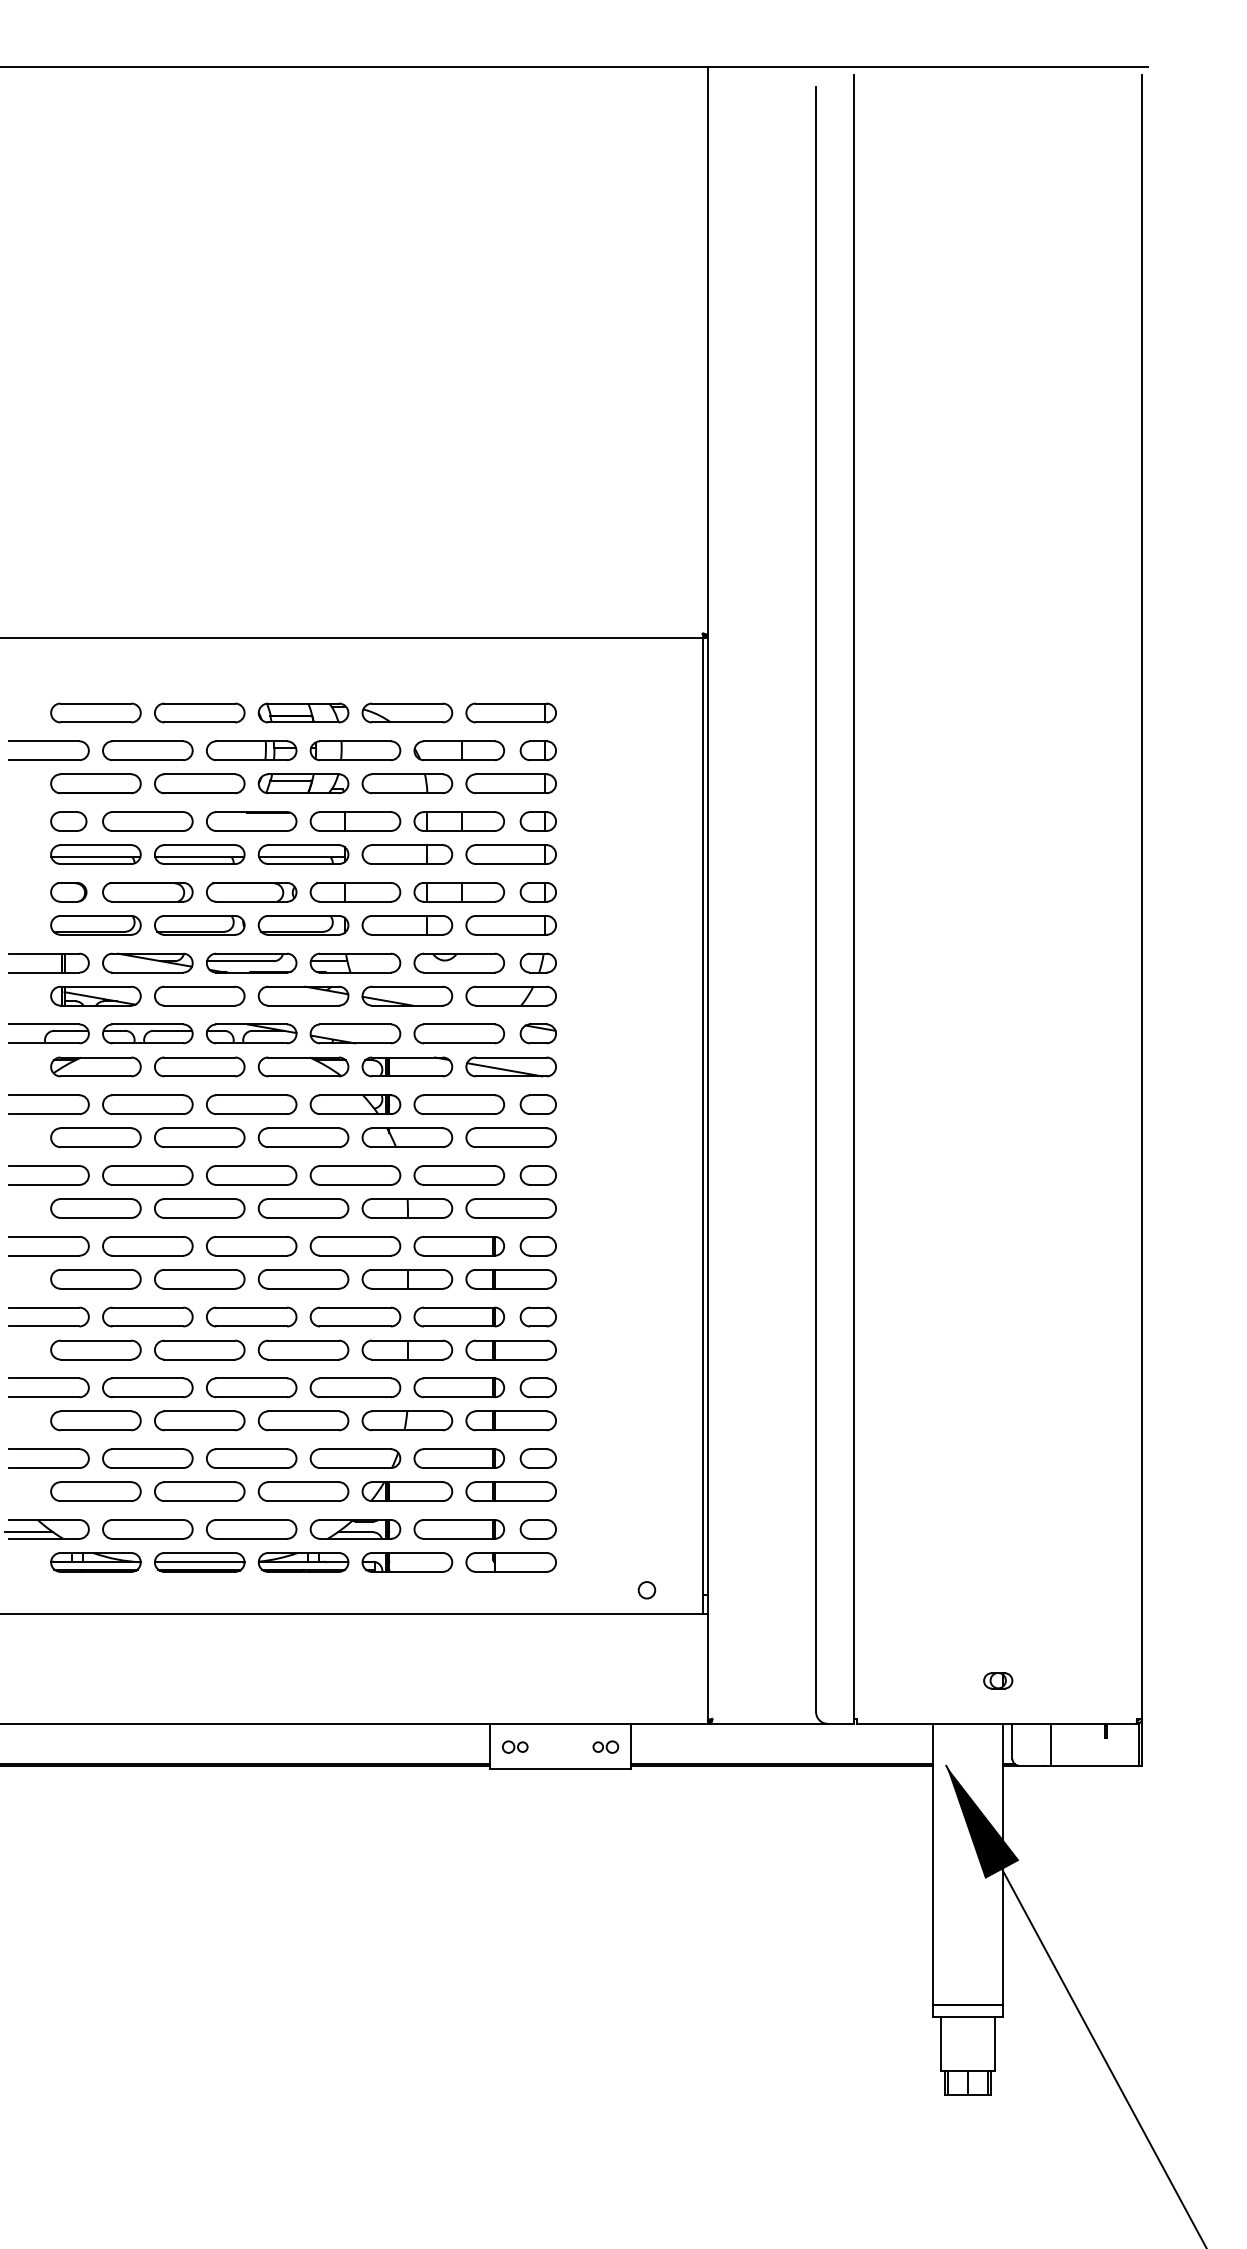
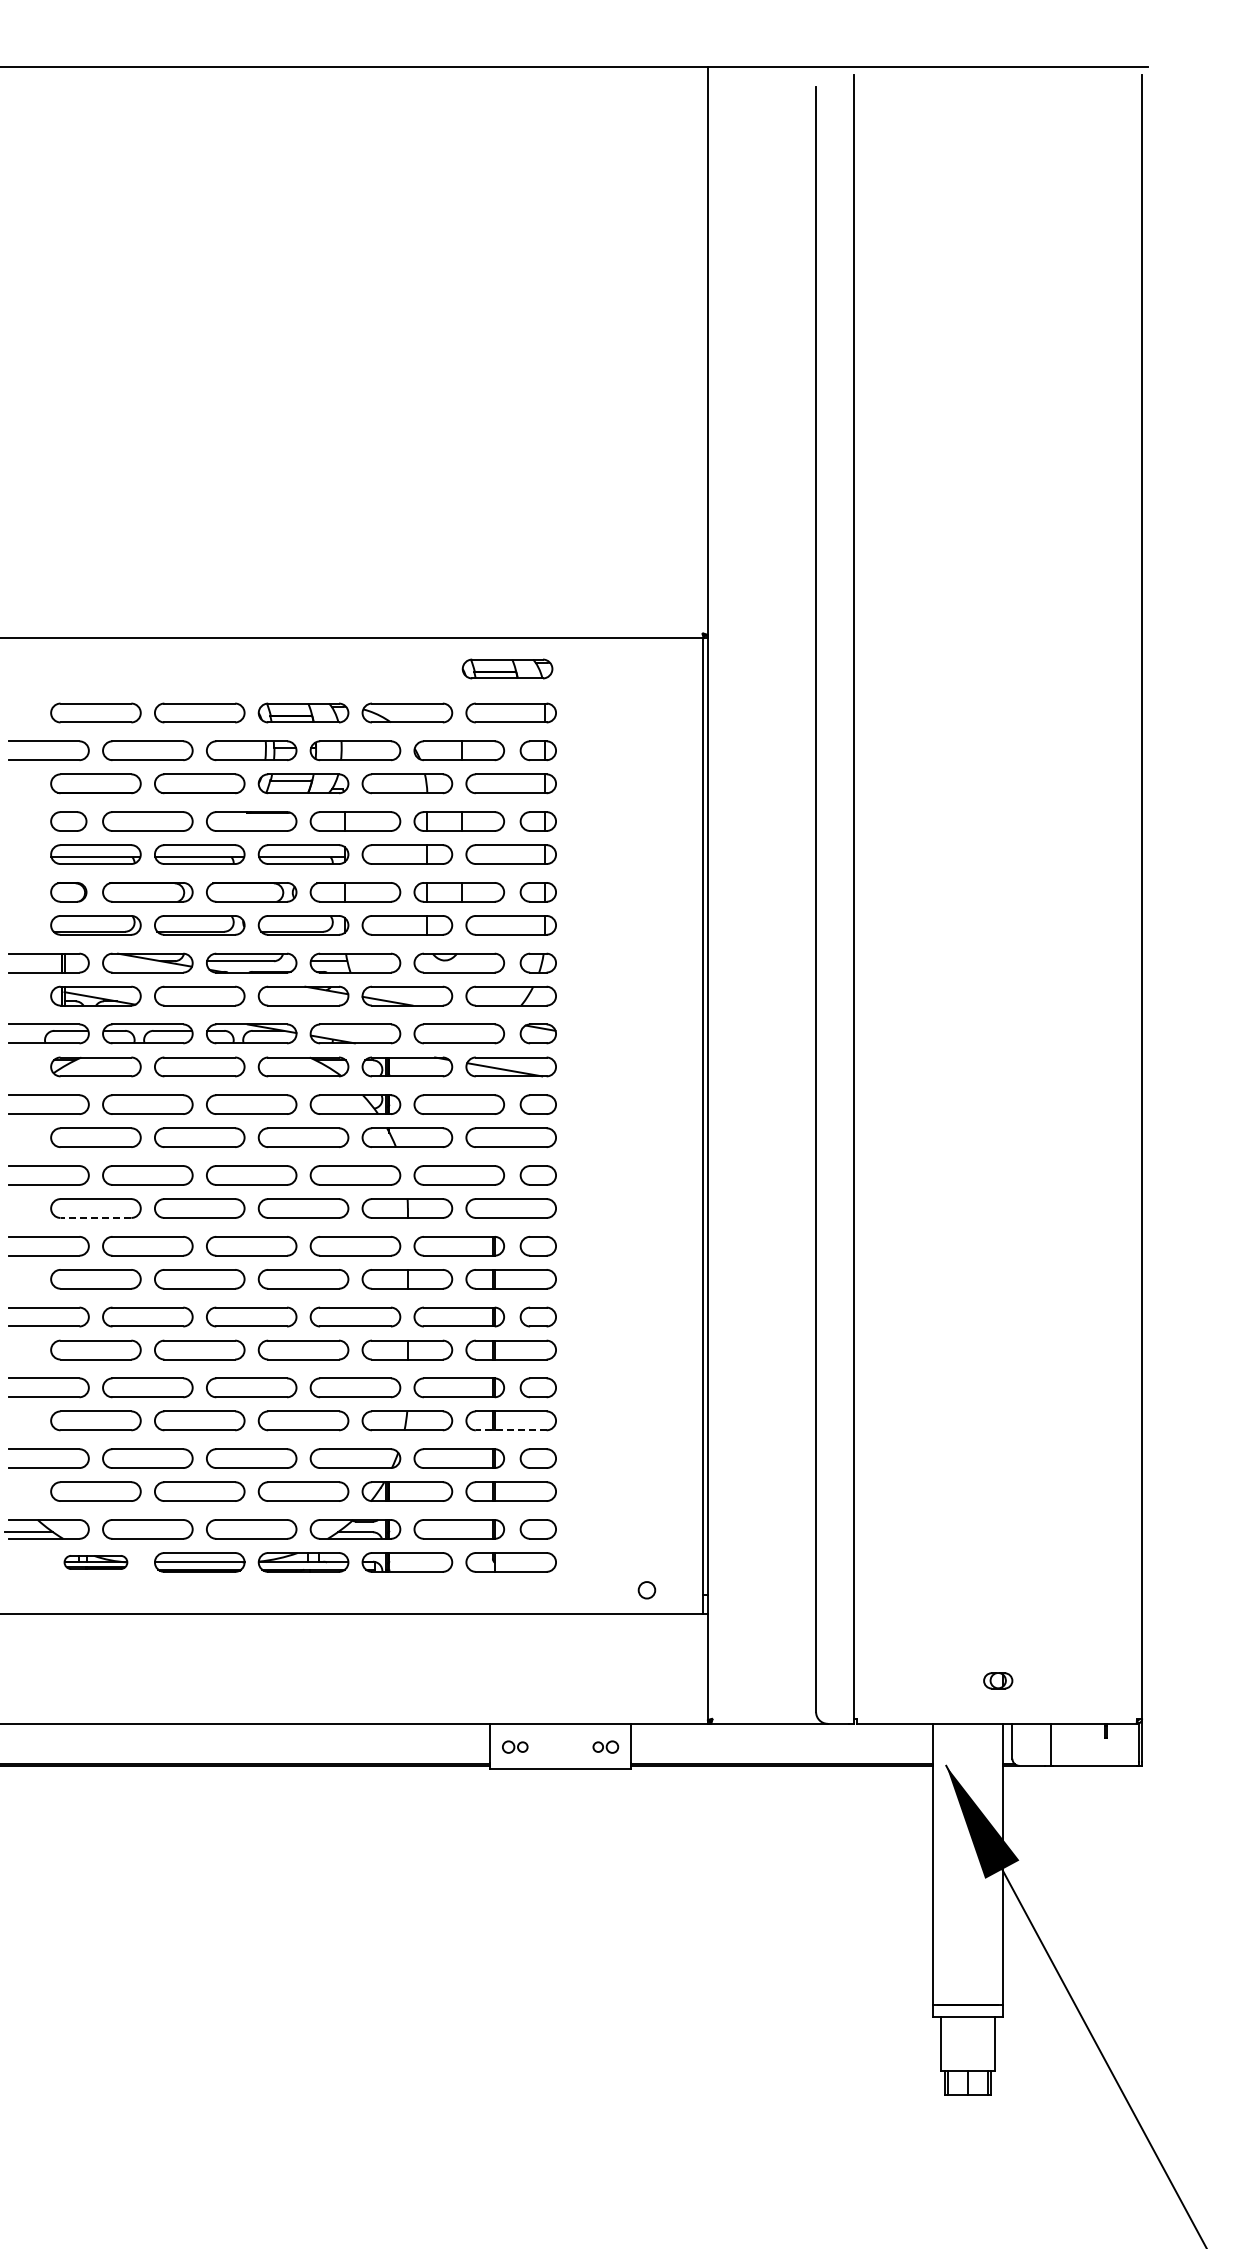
part: none -> present (507, 668)
line: solid -> dashed (95, 1217)
line: solid -> dashed (510, 1430)
part size: 92x21 px -> 66x15 px (95, 1562)
